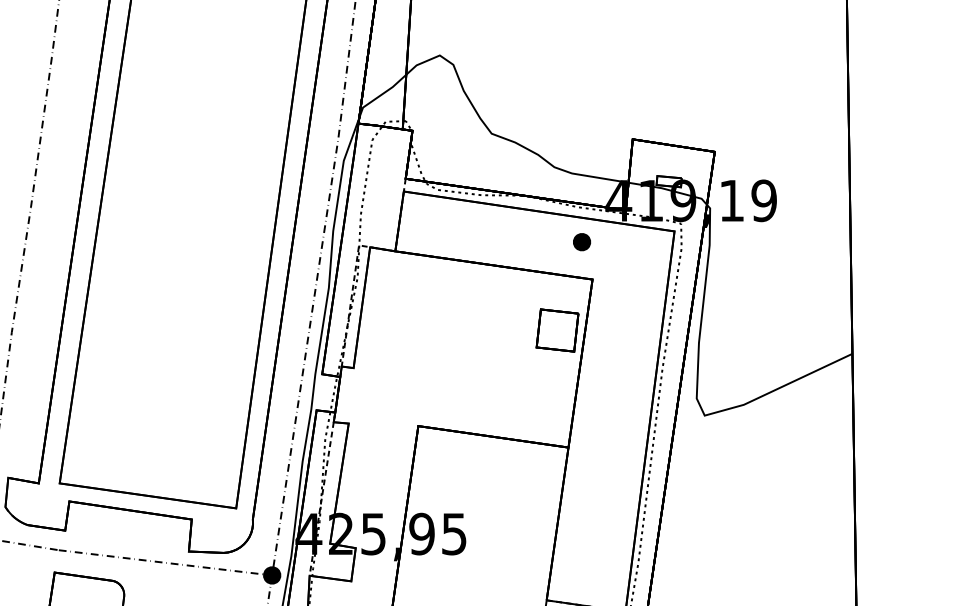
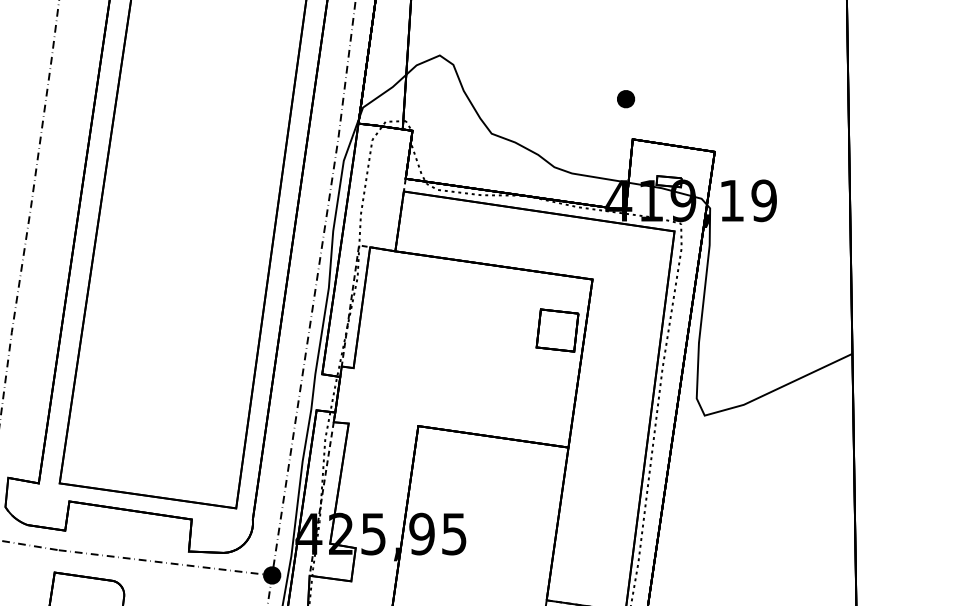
part position: (581, 242) -> (625, 99) (625, 99)
